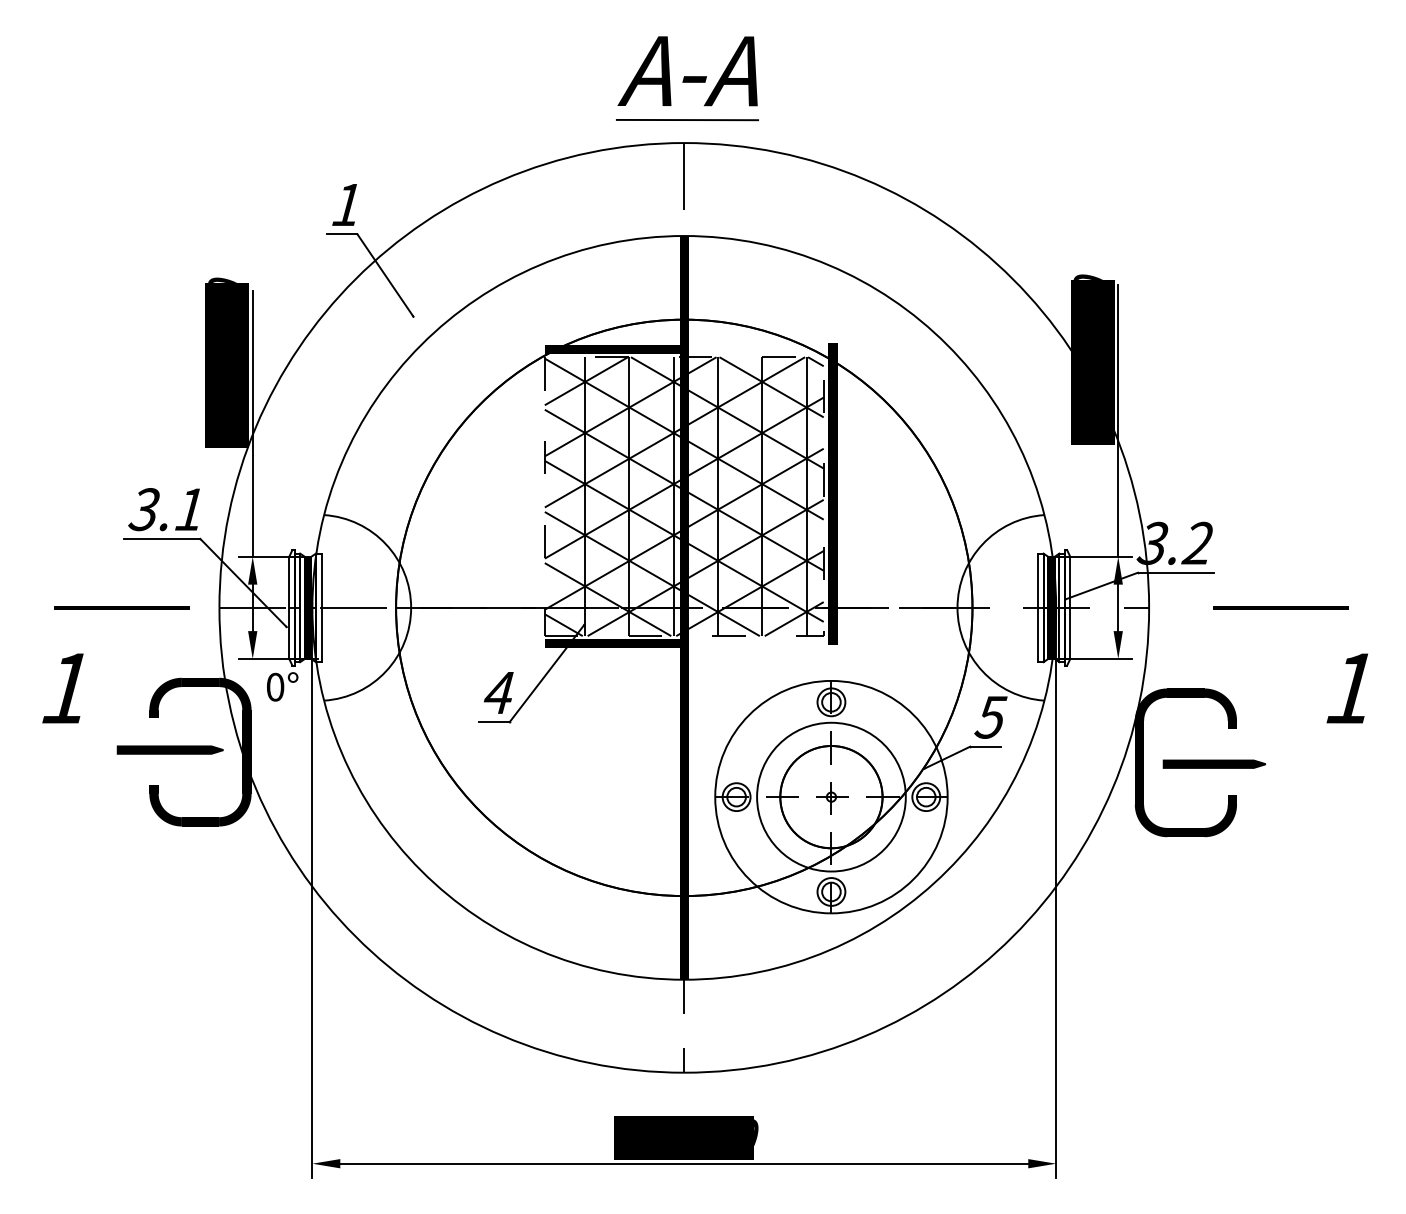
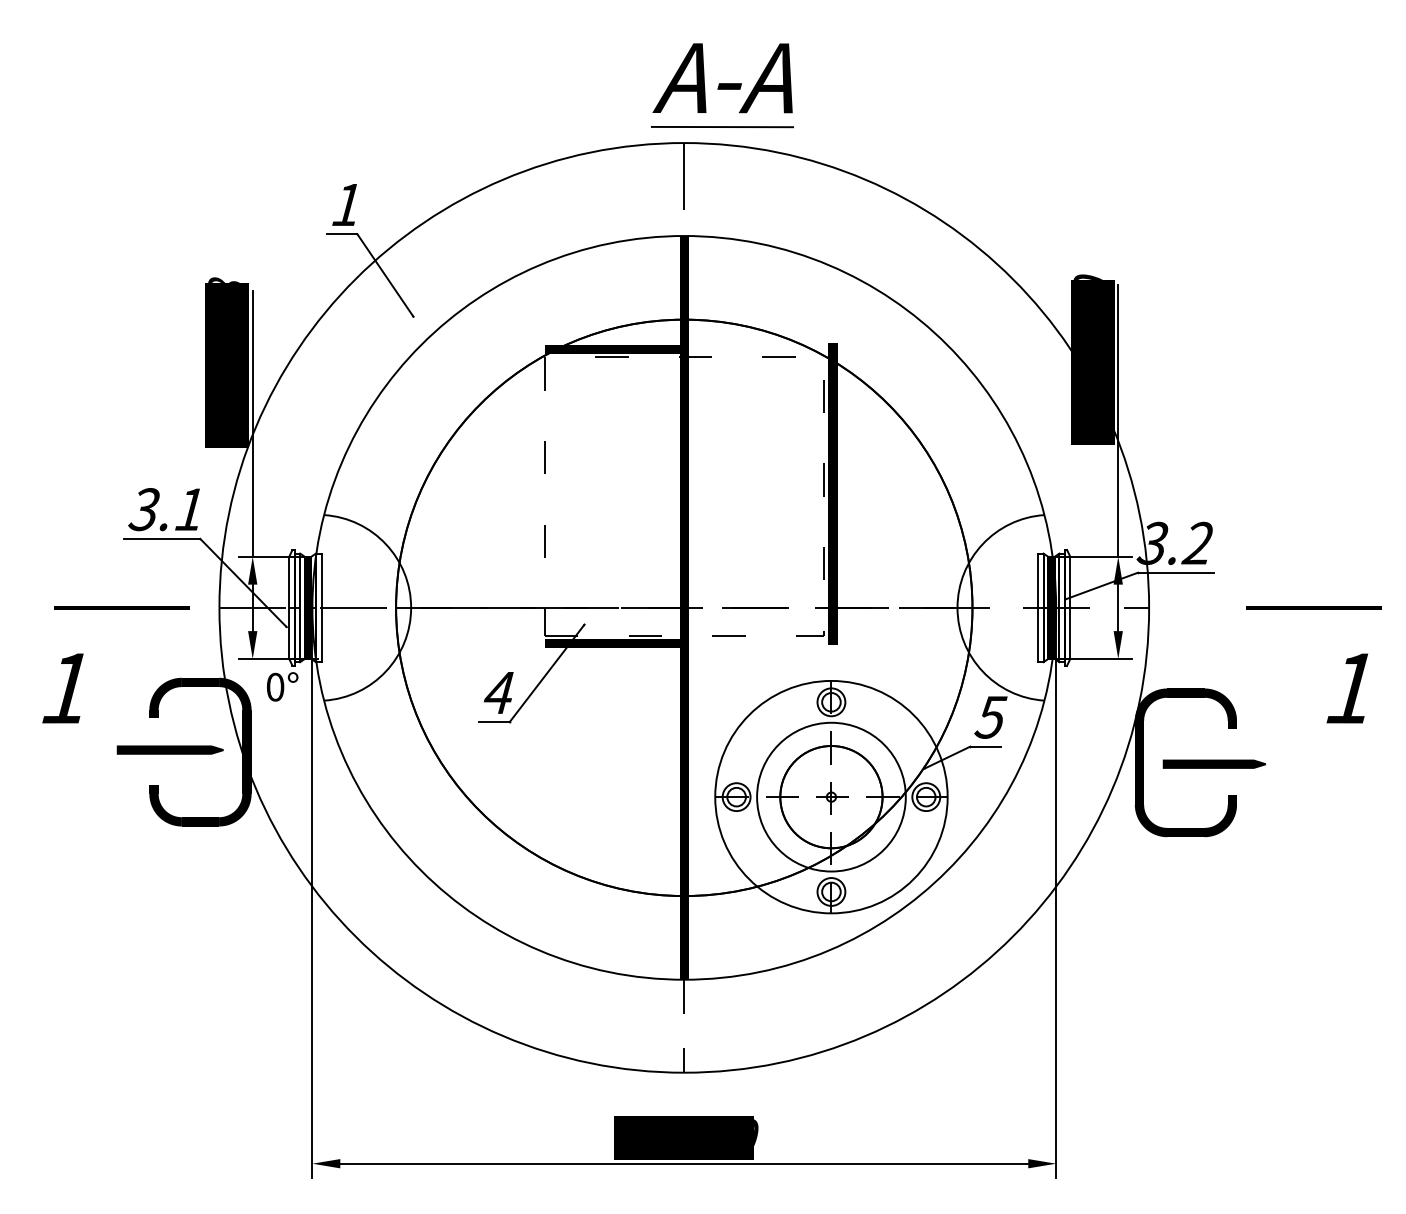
part position: (687, 78) -> (722, 85) (722, 85)
text: D1=110 -> D1=118 (223, 279)
hatch: present -> none (683, 496)
line position: (1280, 607) -> (1313, 607) (1313, 607)
